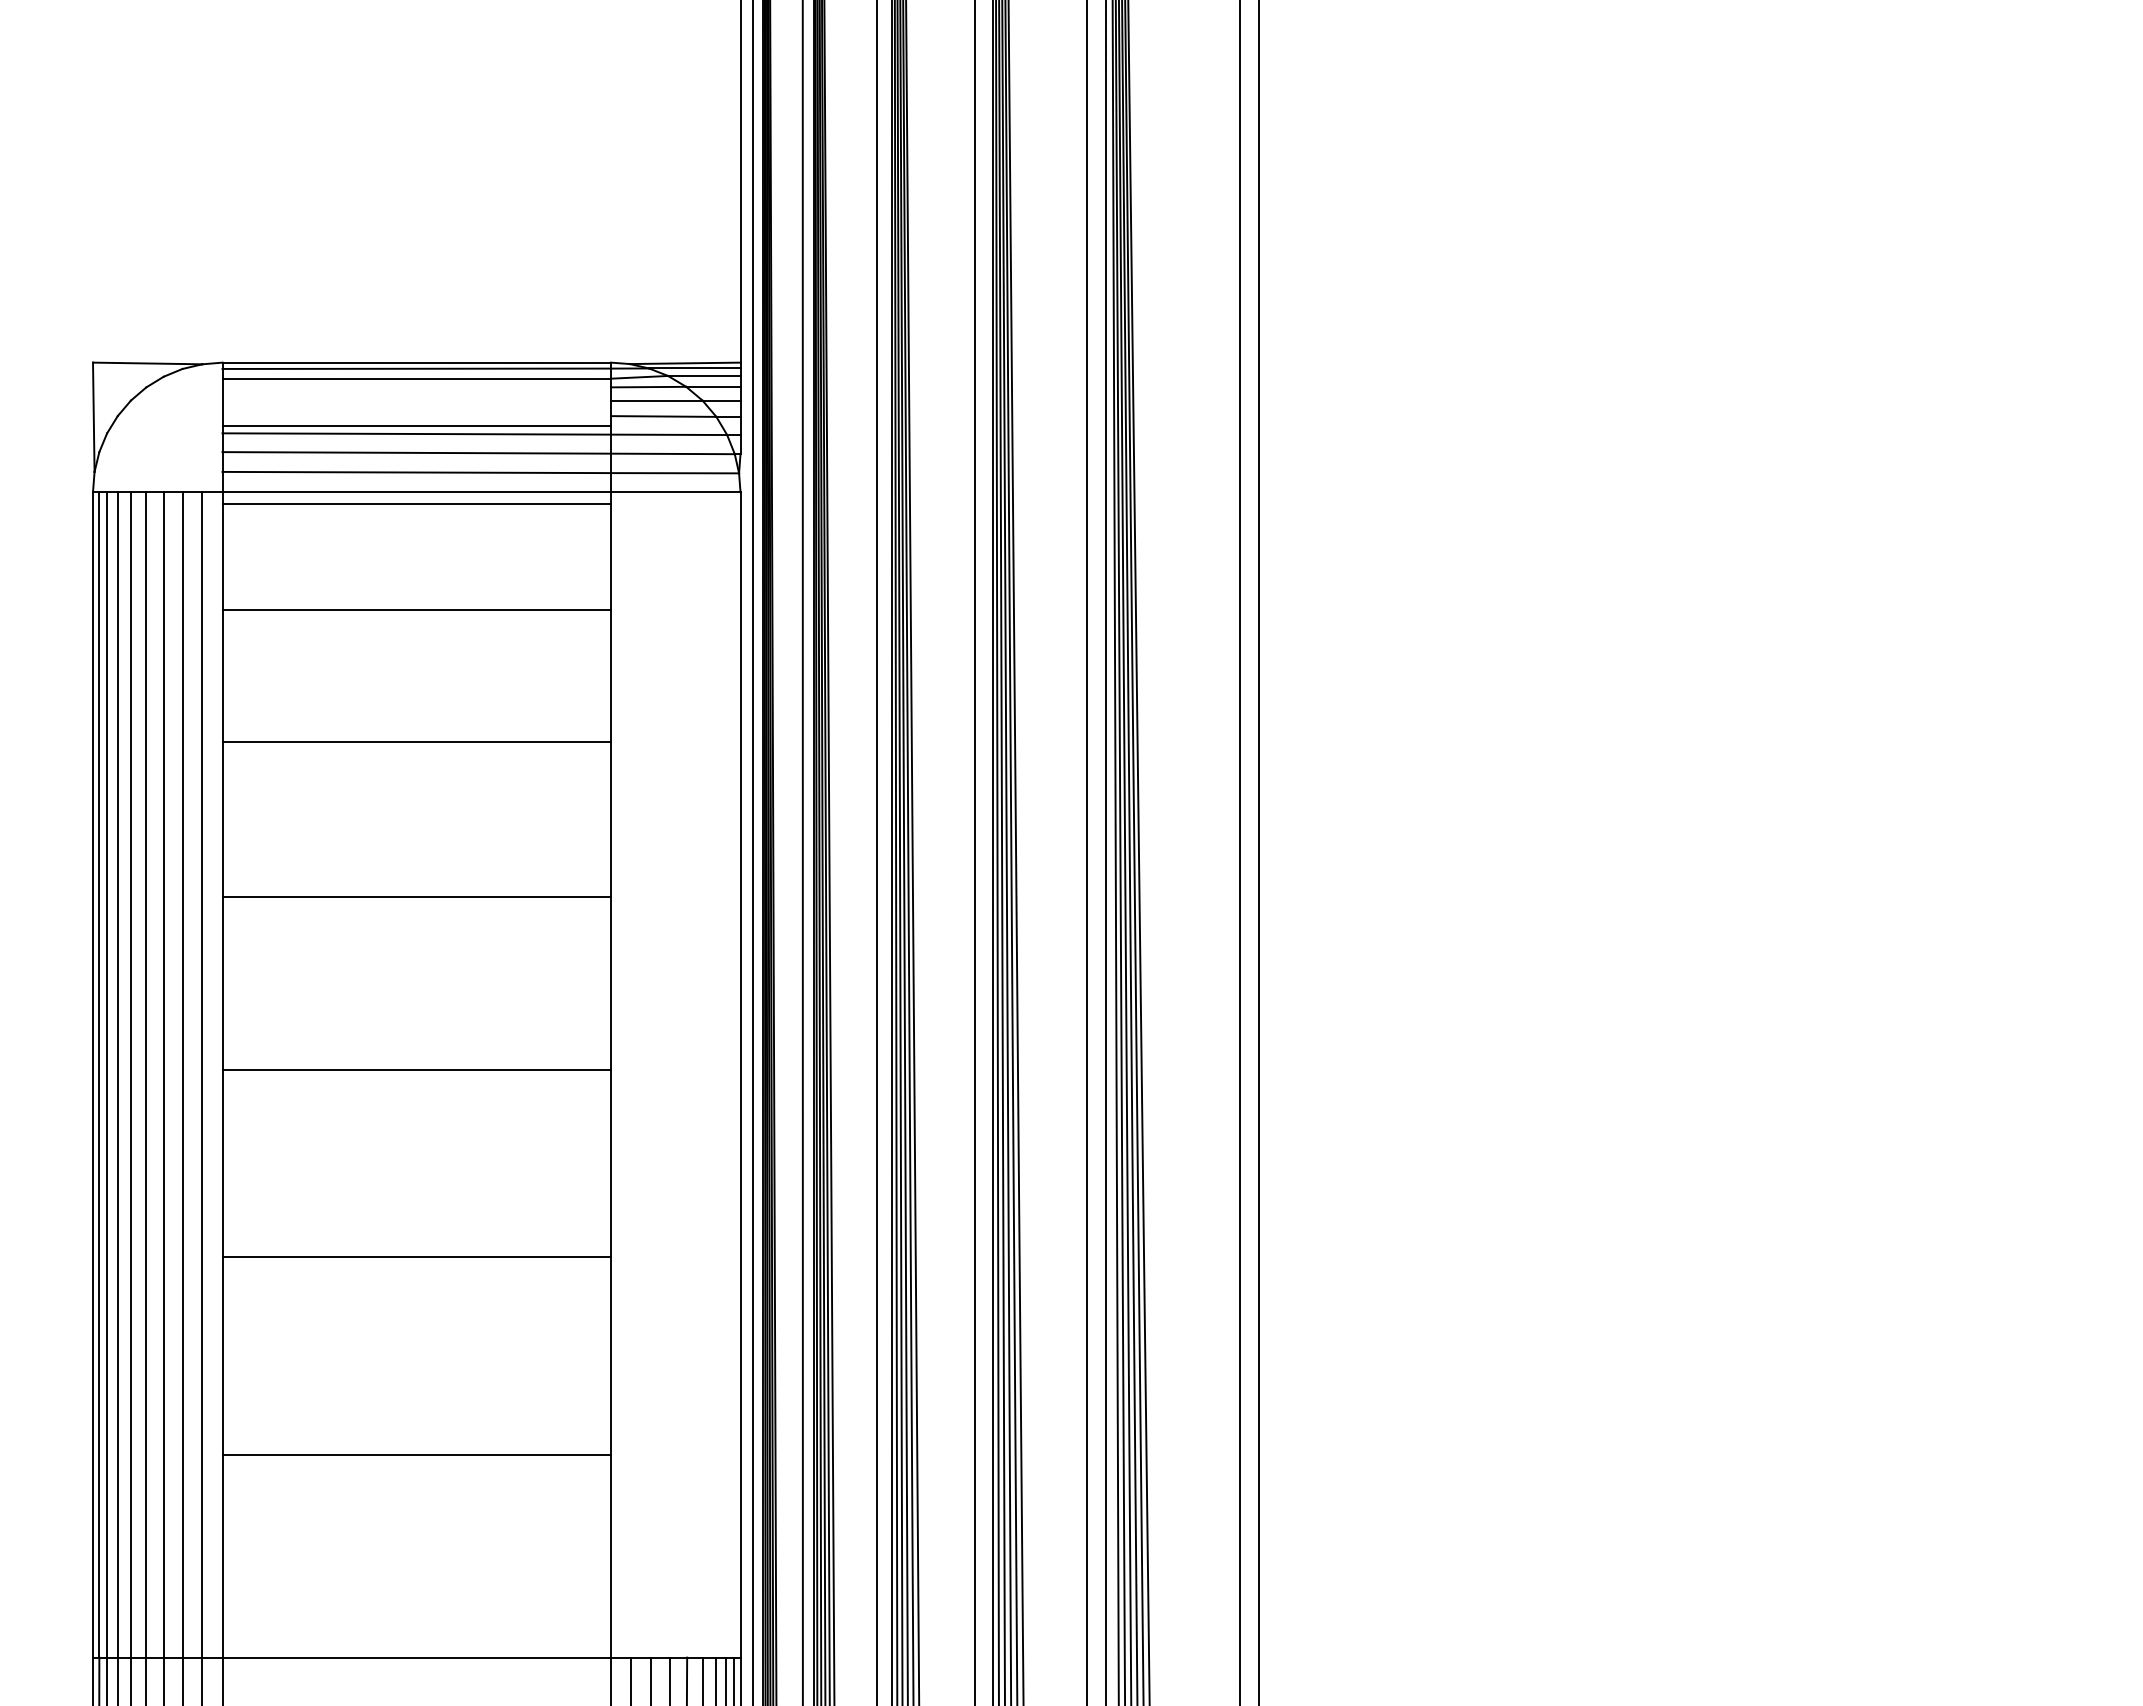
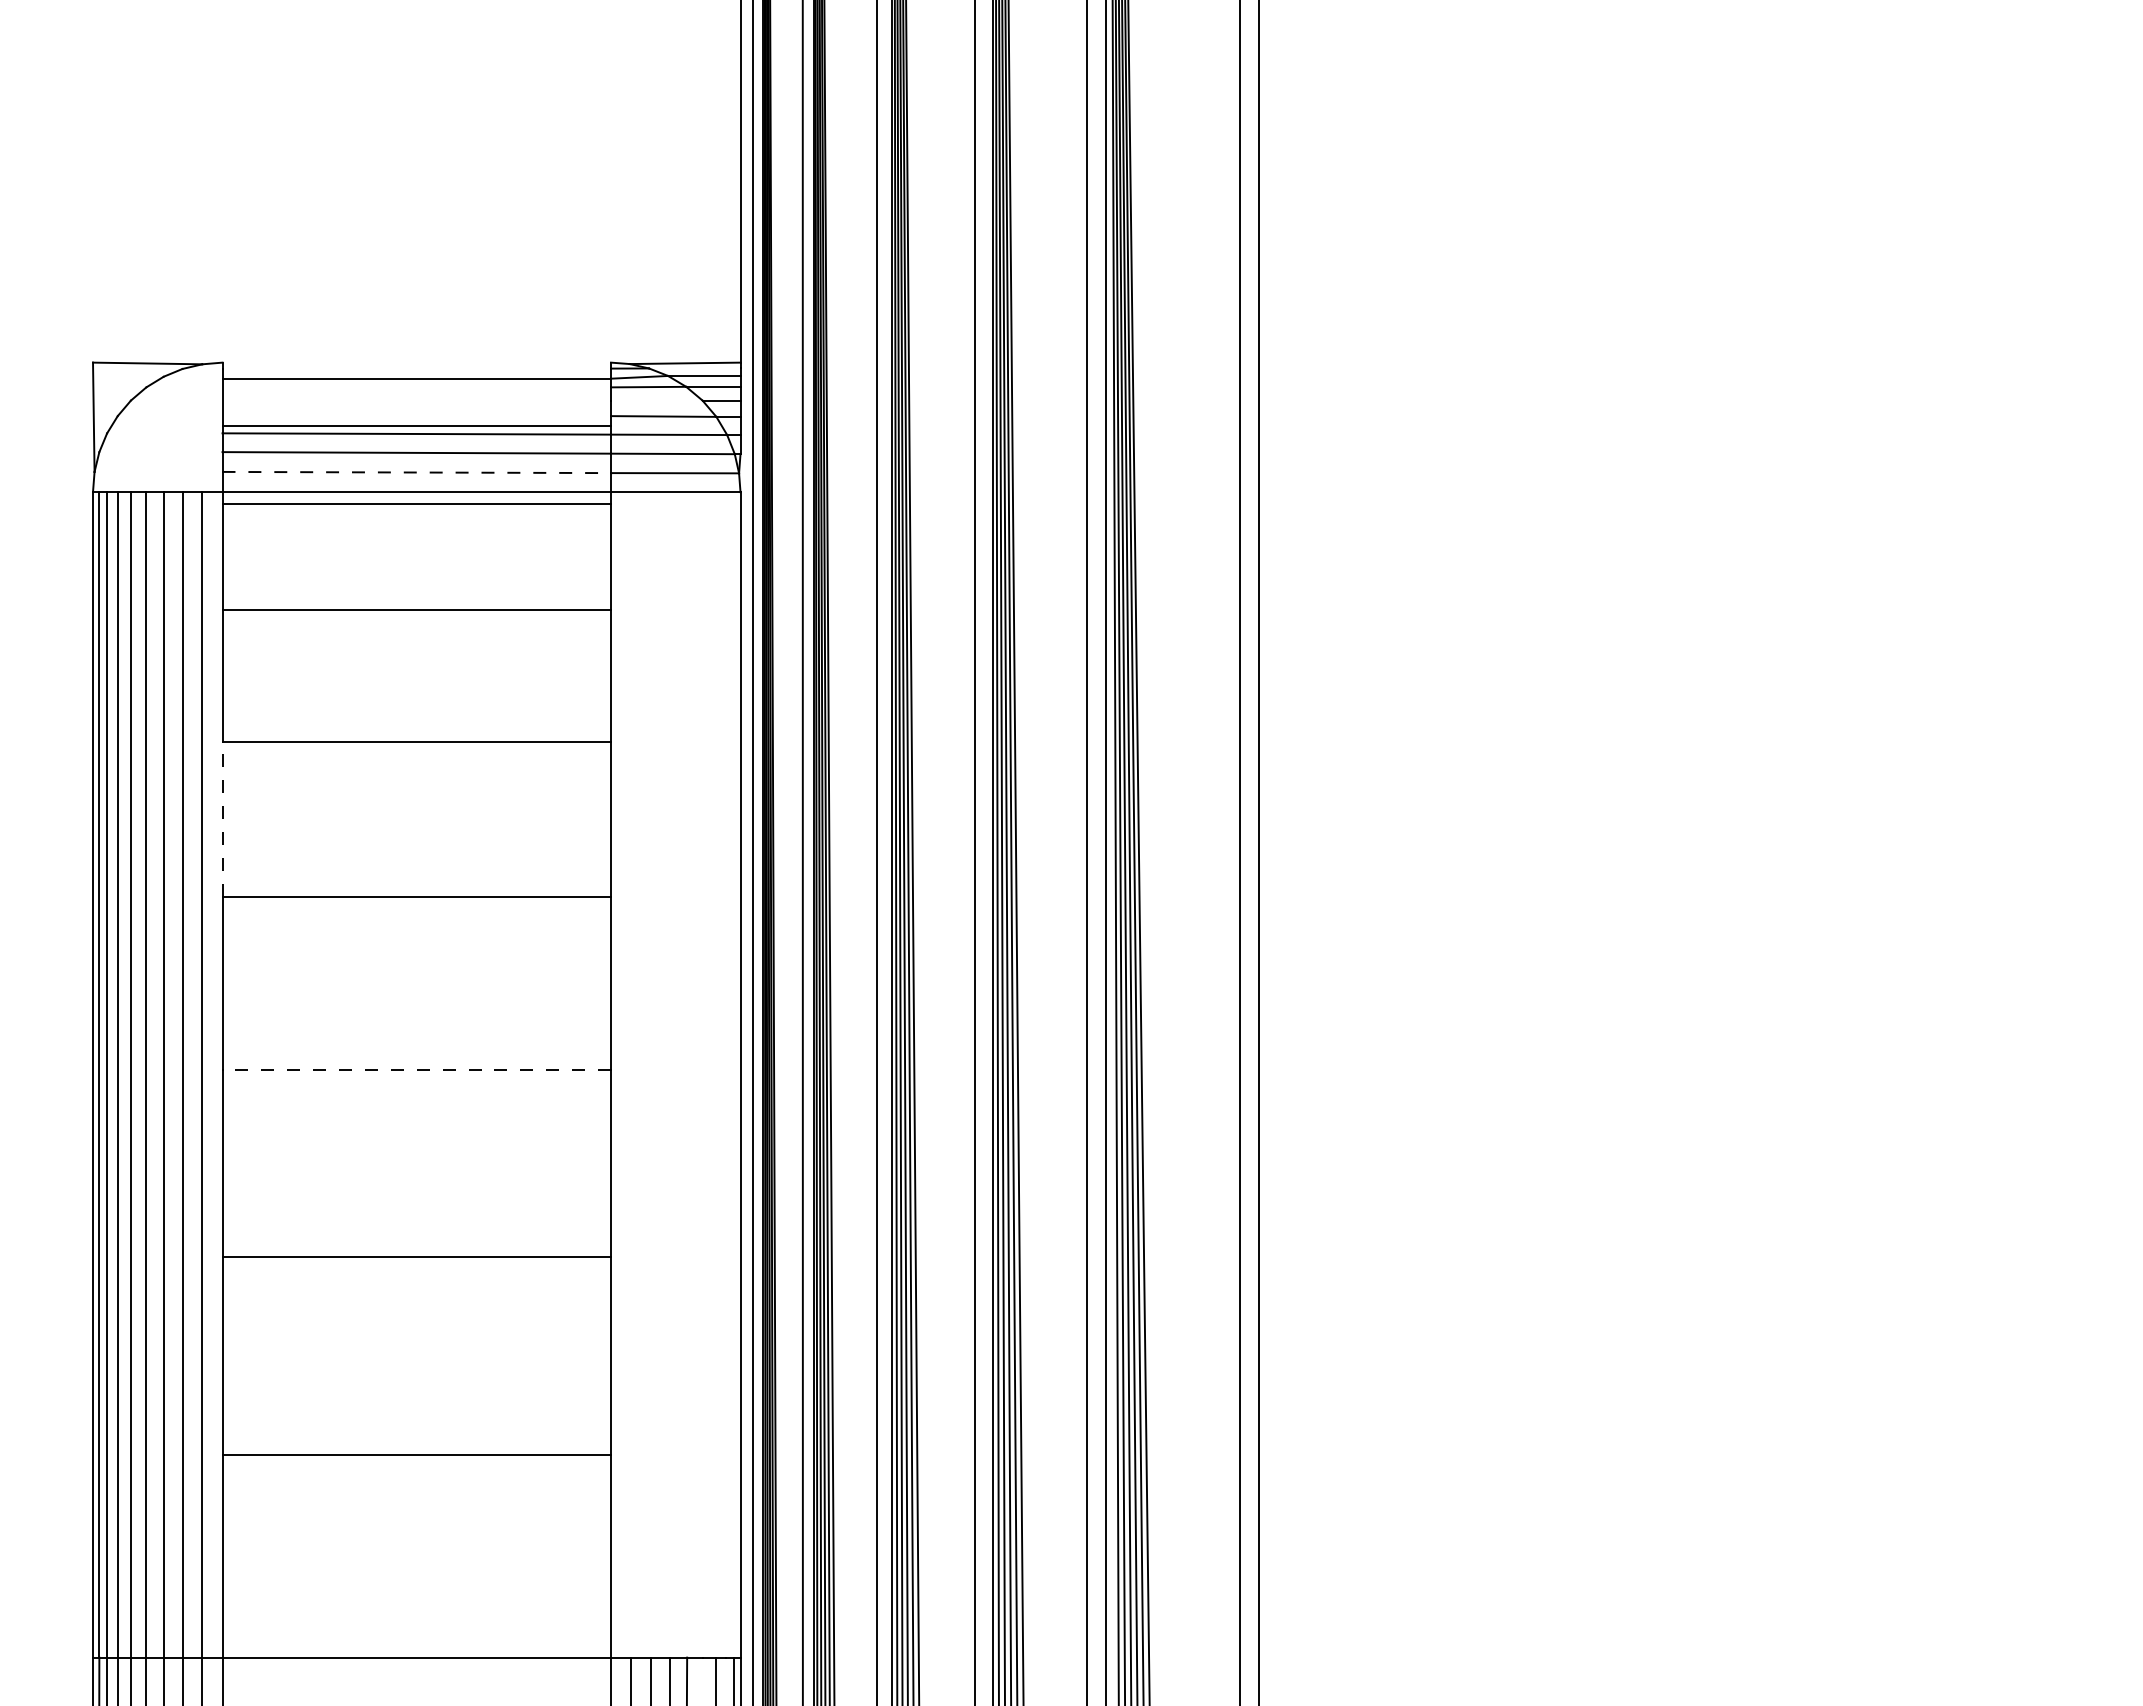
line: present -> none (416, 362)
line: present -> none (416, 368)
line: present -> none (694, 368)
line: present -> none (656, 400)
line: solid -> dashed (417, 472)
line: solid -> dashed (222, 818)
line: solid -> dashed (416, 1069)
line: present -> none (702, 1679)
line: present -> none (726, 1679)
